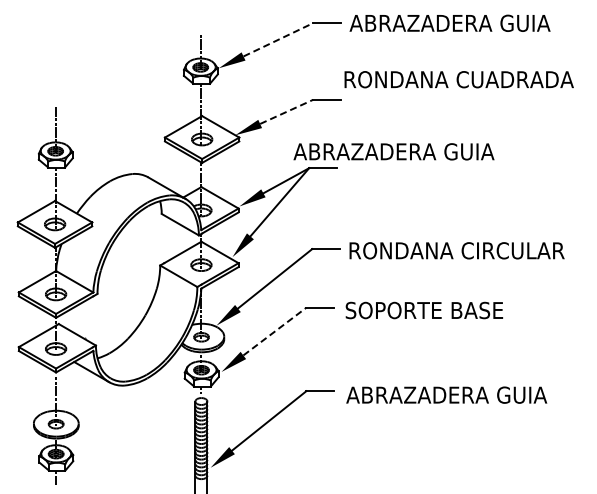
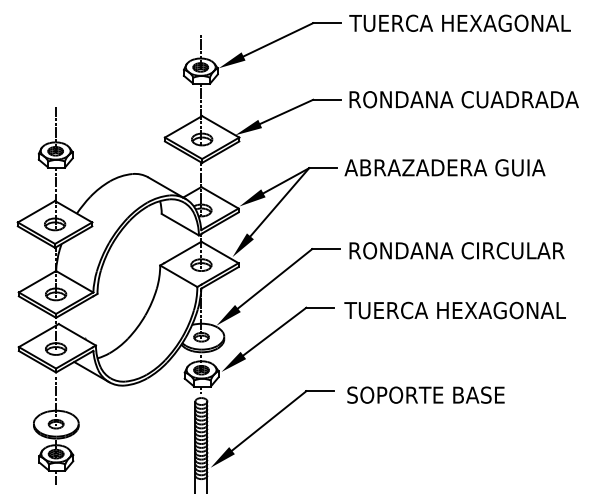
text: ABRAZADERA GUIA -> TUERCA HEXAGONAL (459, 22)
line: dashed -> solid (278, 39)
text position: (458, 79) -> (463, 99) (463, 99)
line: dashed -> solid (287, 111)
text position: (393, 151) -> (444, 167) (444, 167)
text: SOPORTE BASE -> TUERCA HEXAGONAL (454, 310)
line: dashed -> solid (274, 331)
text: ABRAZADERA GUIA -> SOPORTE BASE (446, 394)
